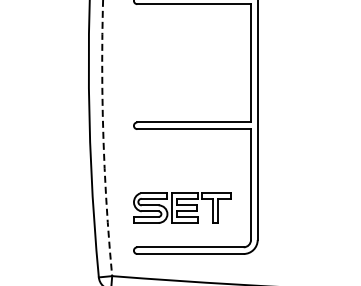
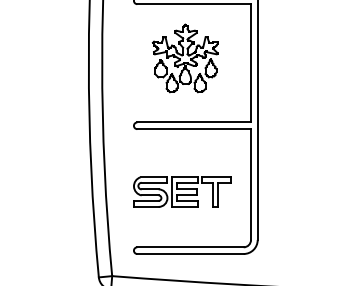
part: none -> present (184, 58)
arc: dashed -> solid (103, 138)
part position: (182, 207) -> (182, 191) (182, 191)
